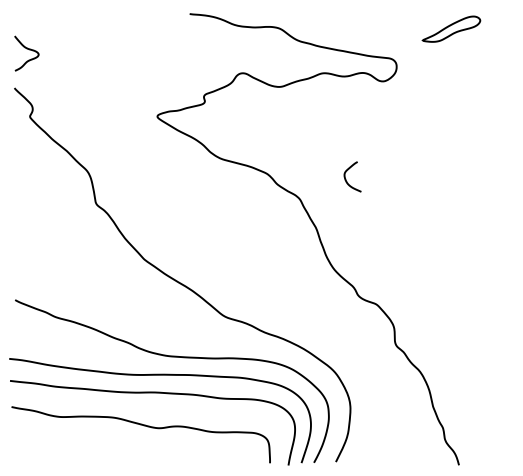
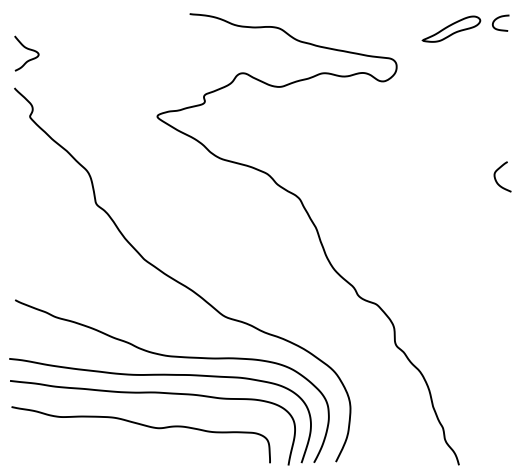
curve: none -> present (499, 18)
curve position: (346, 179) -> (496, 179) (496, 179)
